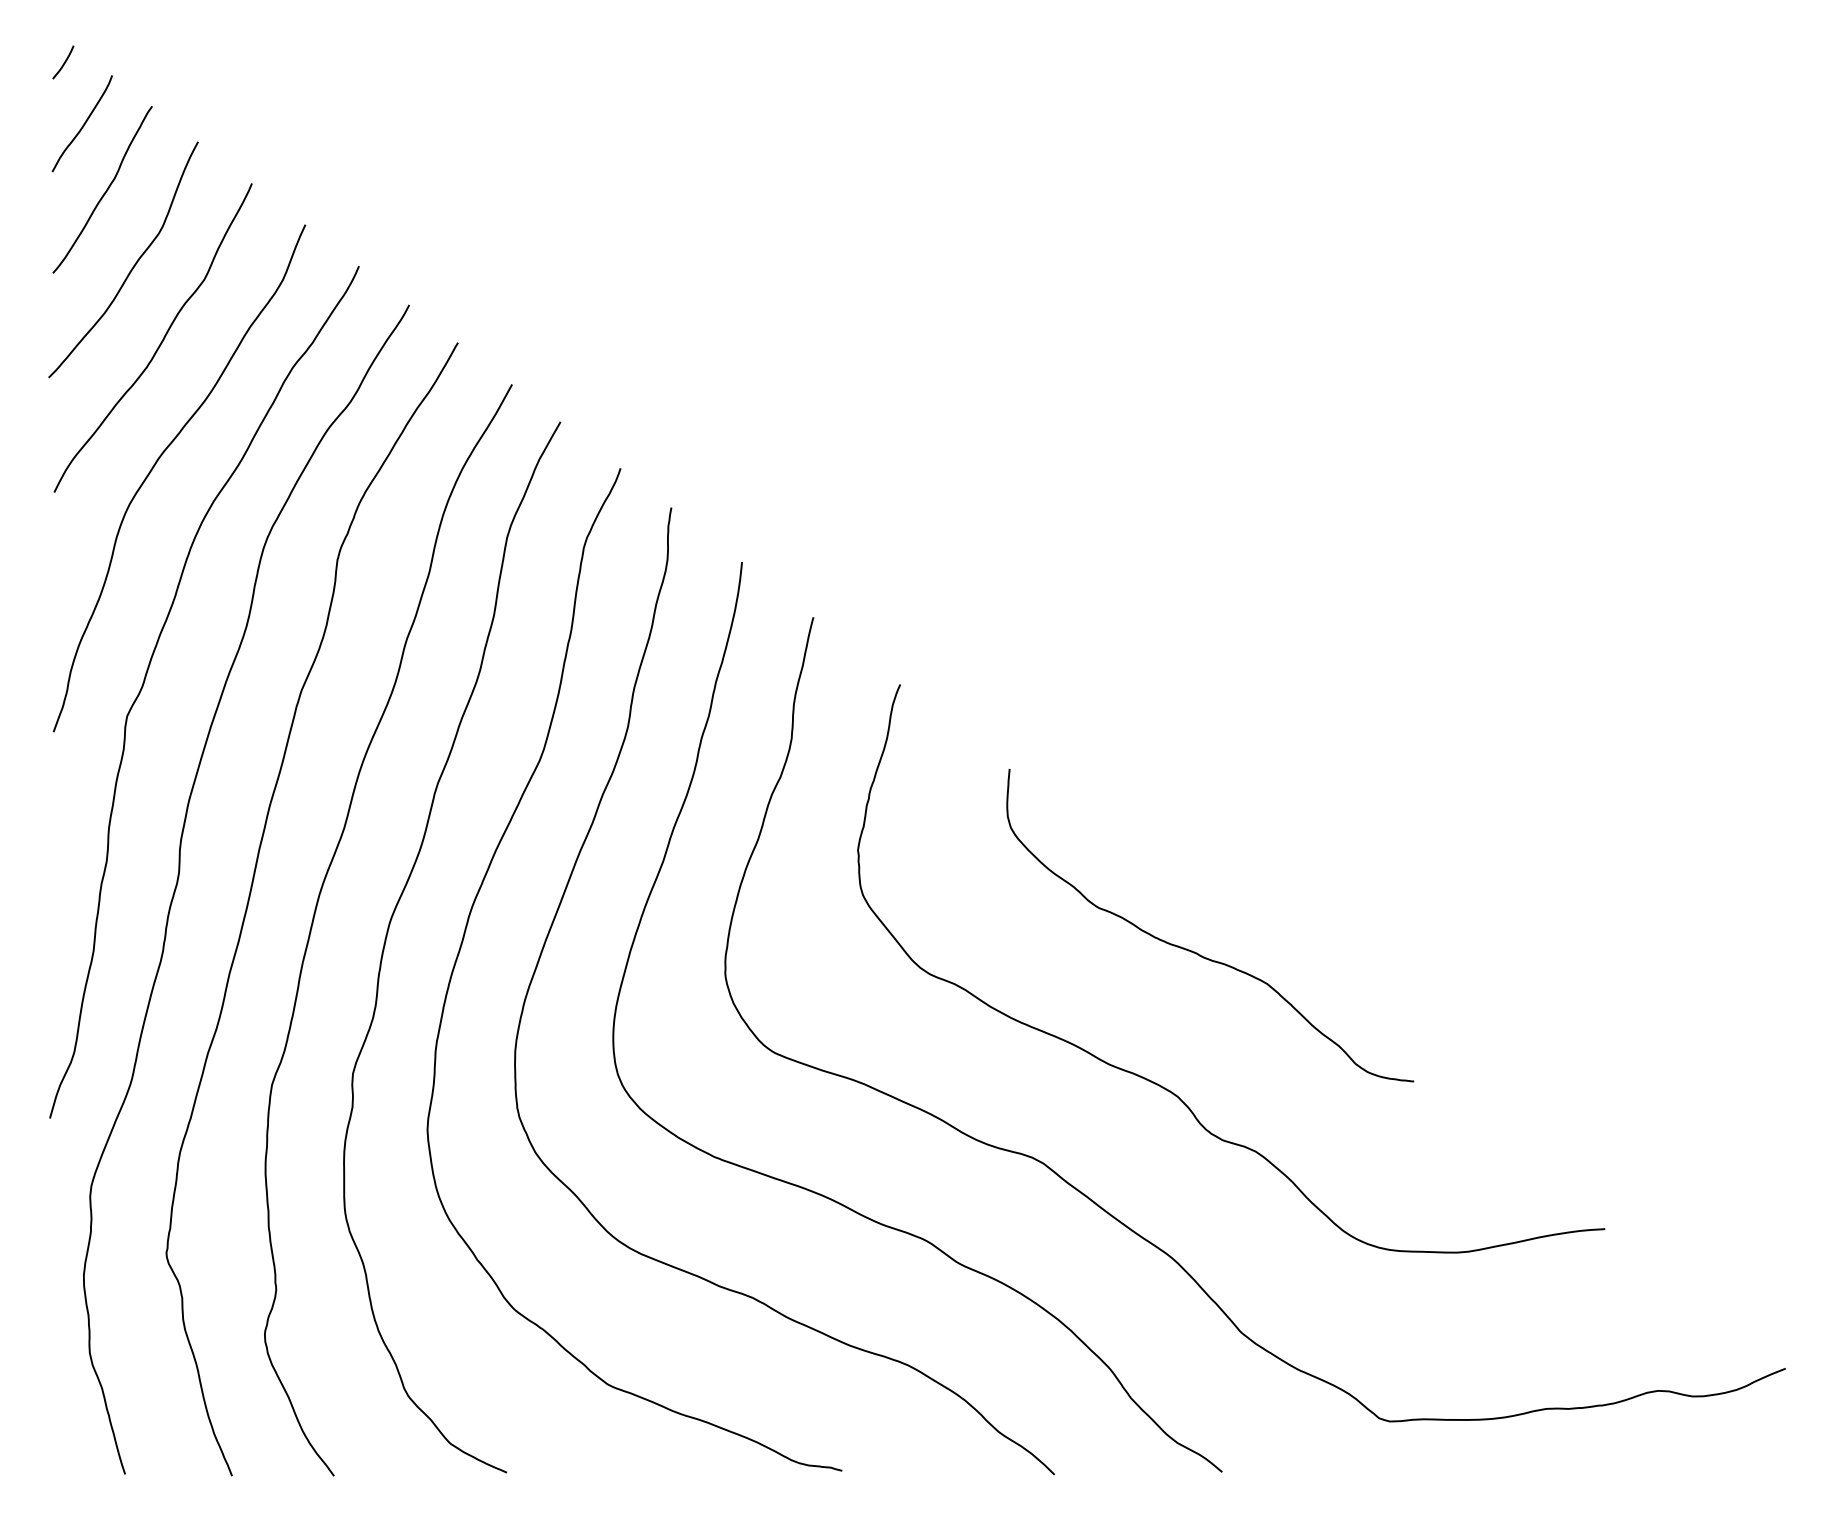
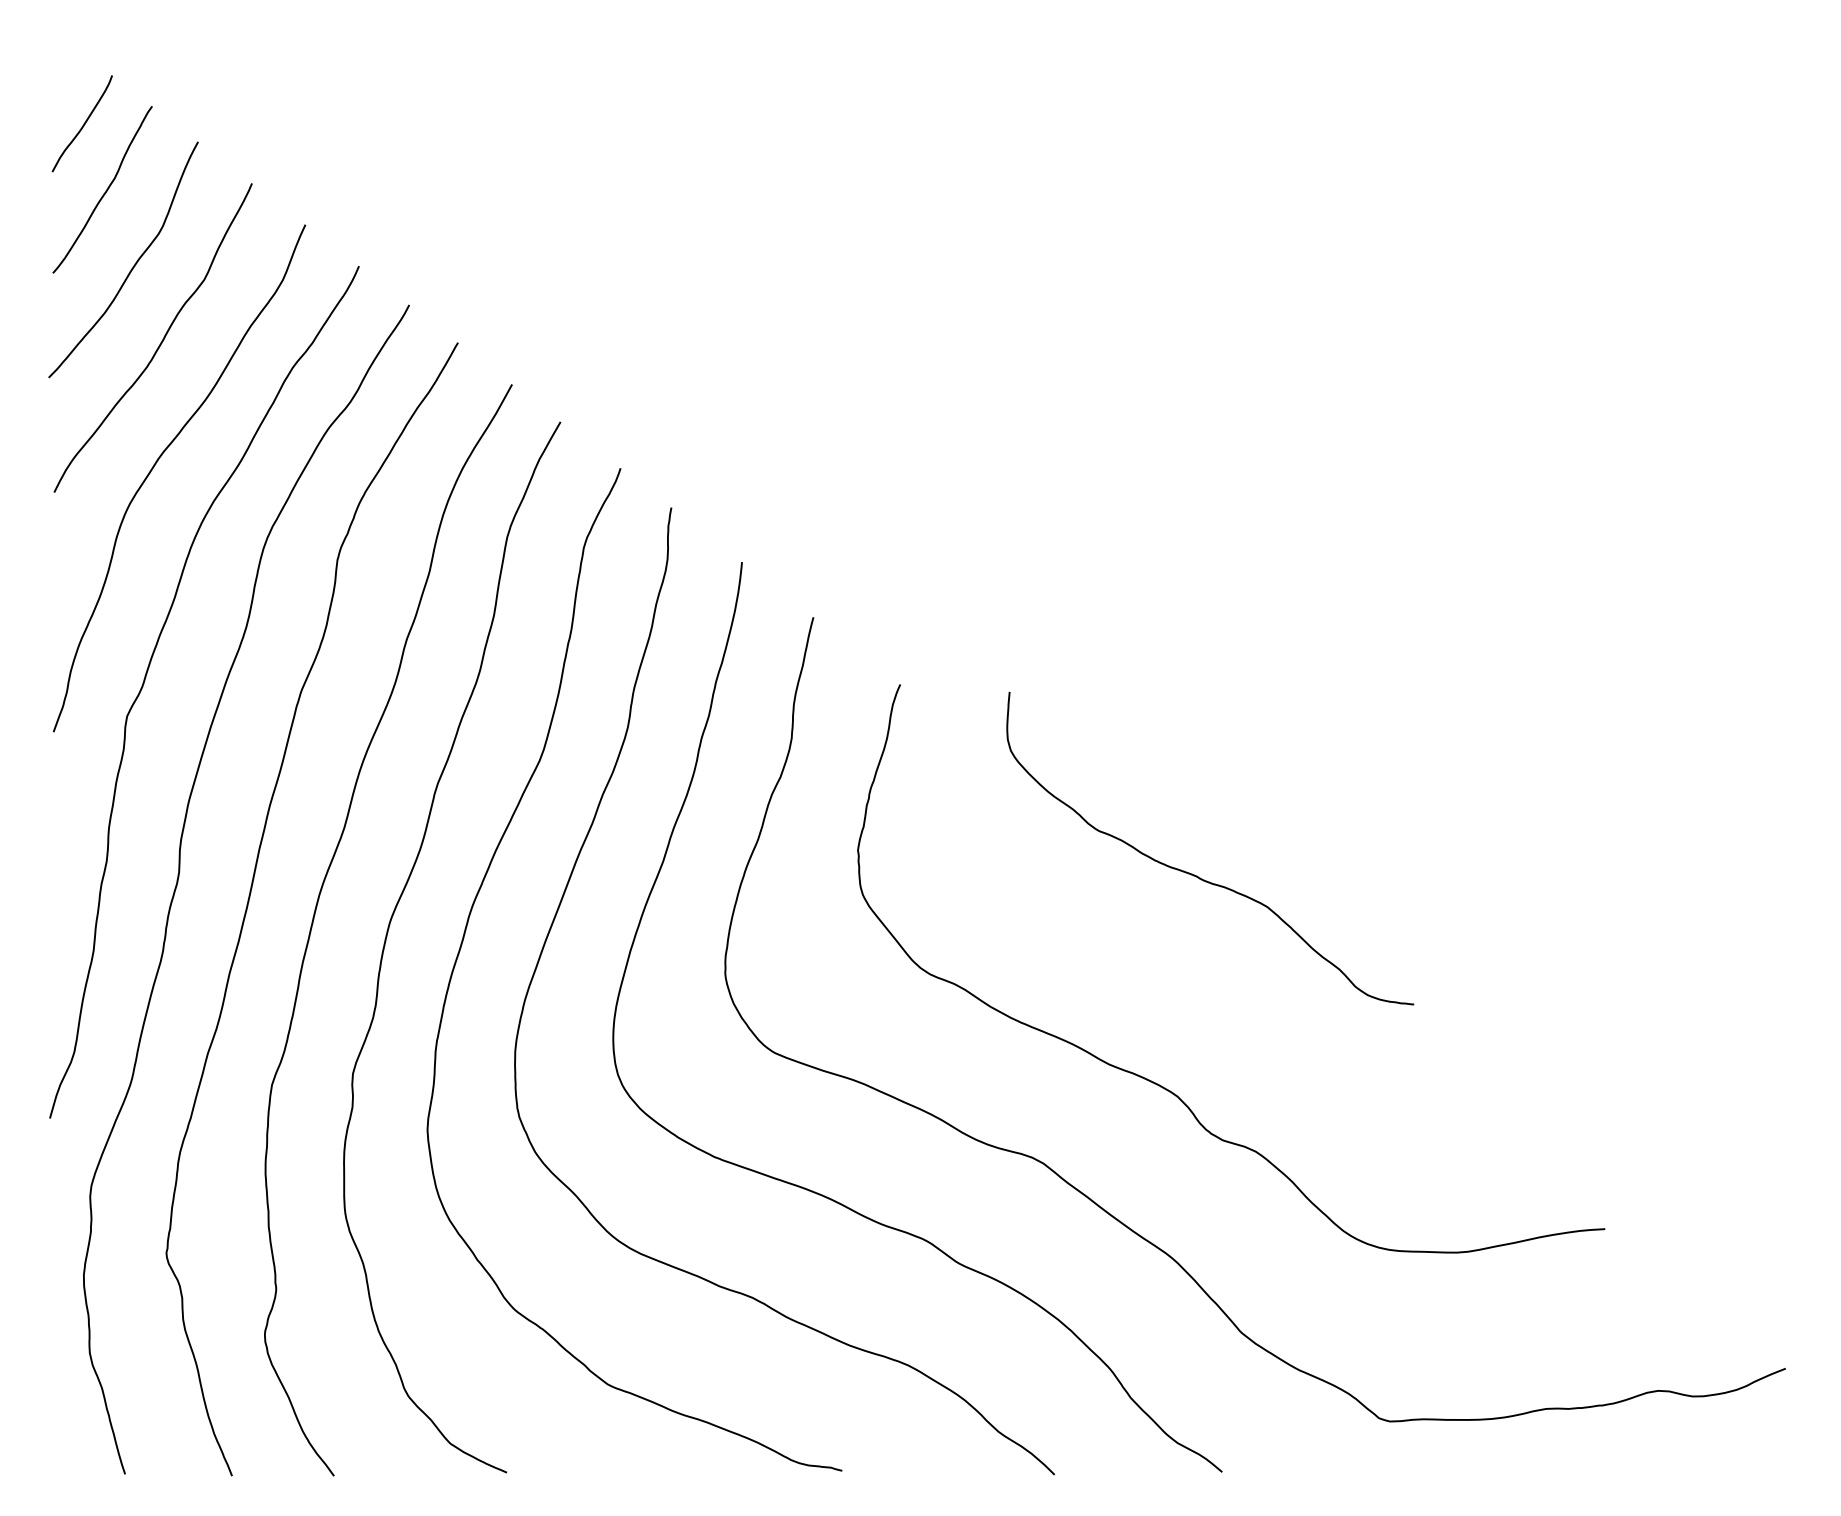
curve: present -> none (64, 62)
curve position: (1197, 952) -> (1197, 875) (1197, 875)
